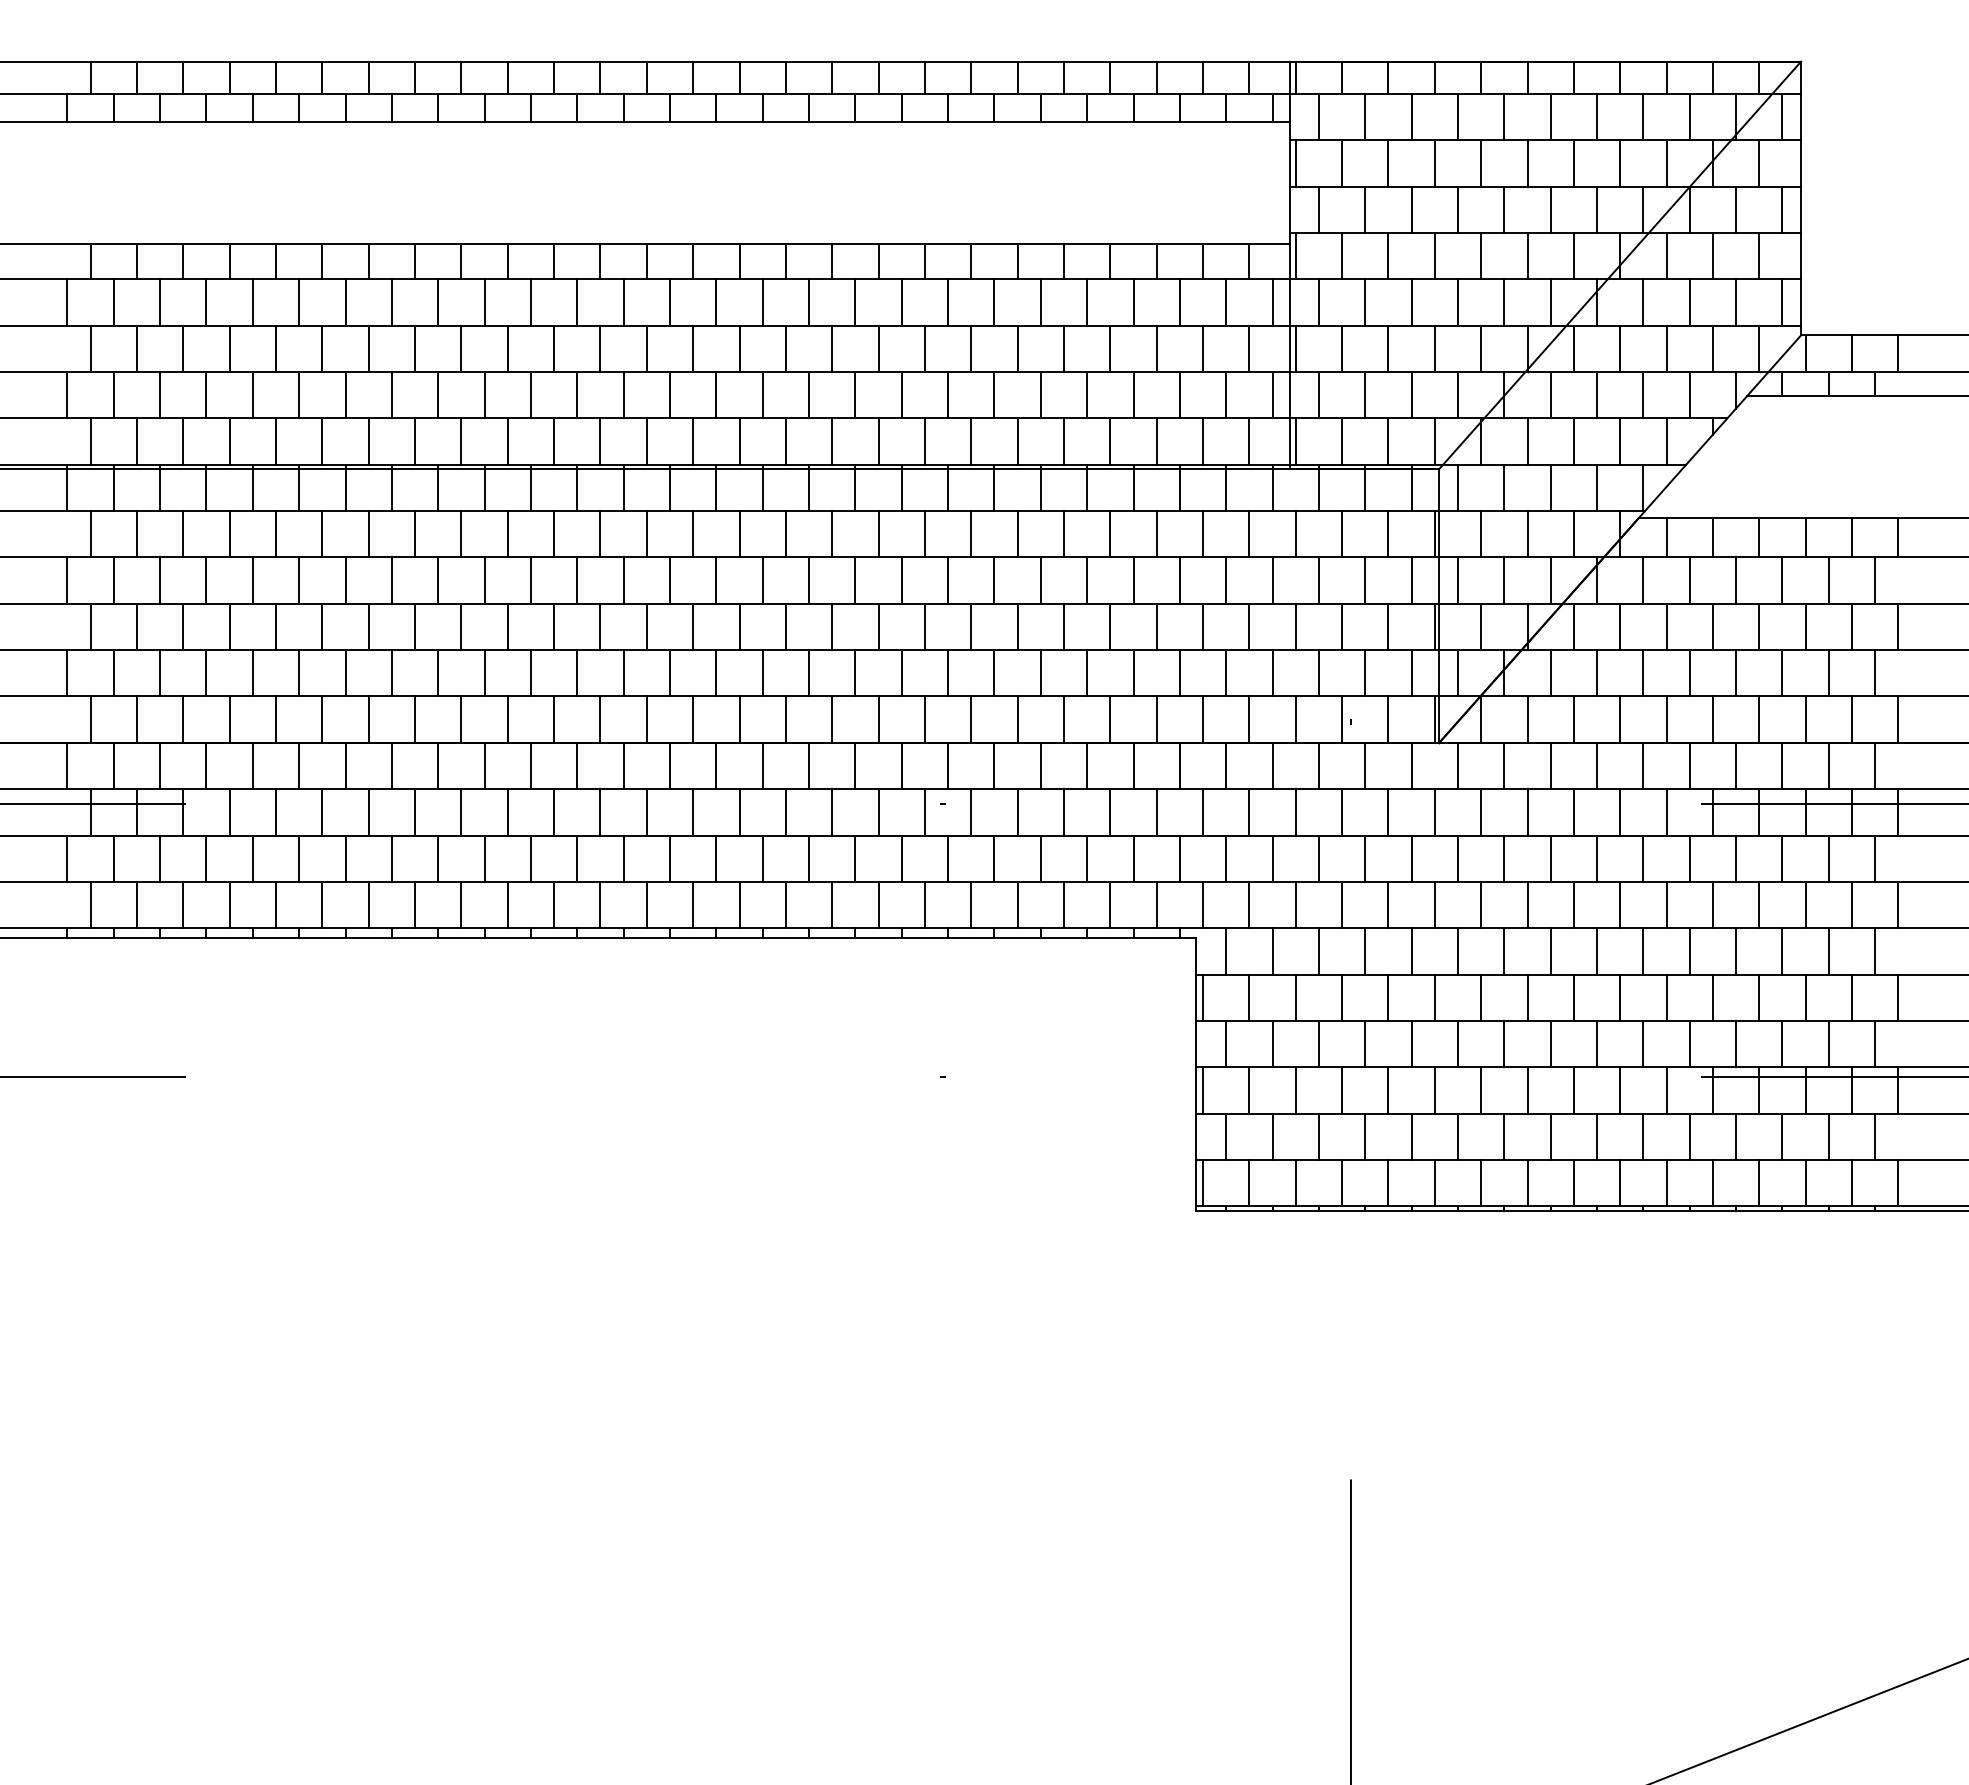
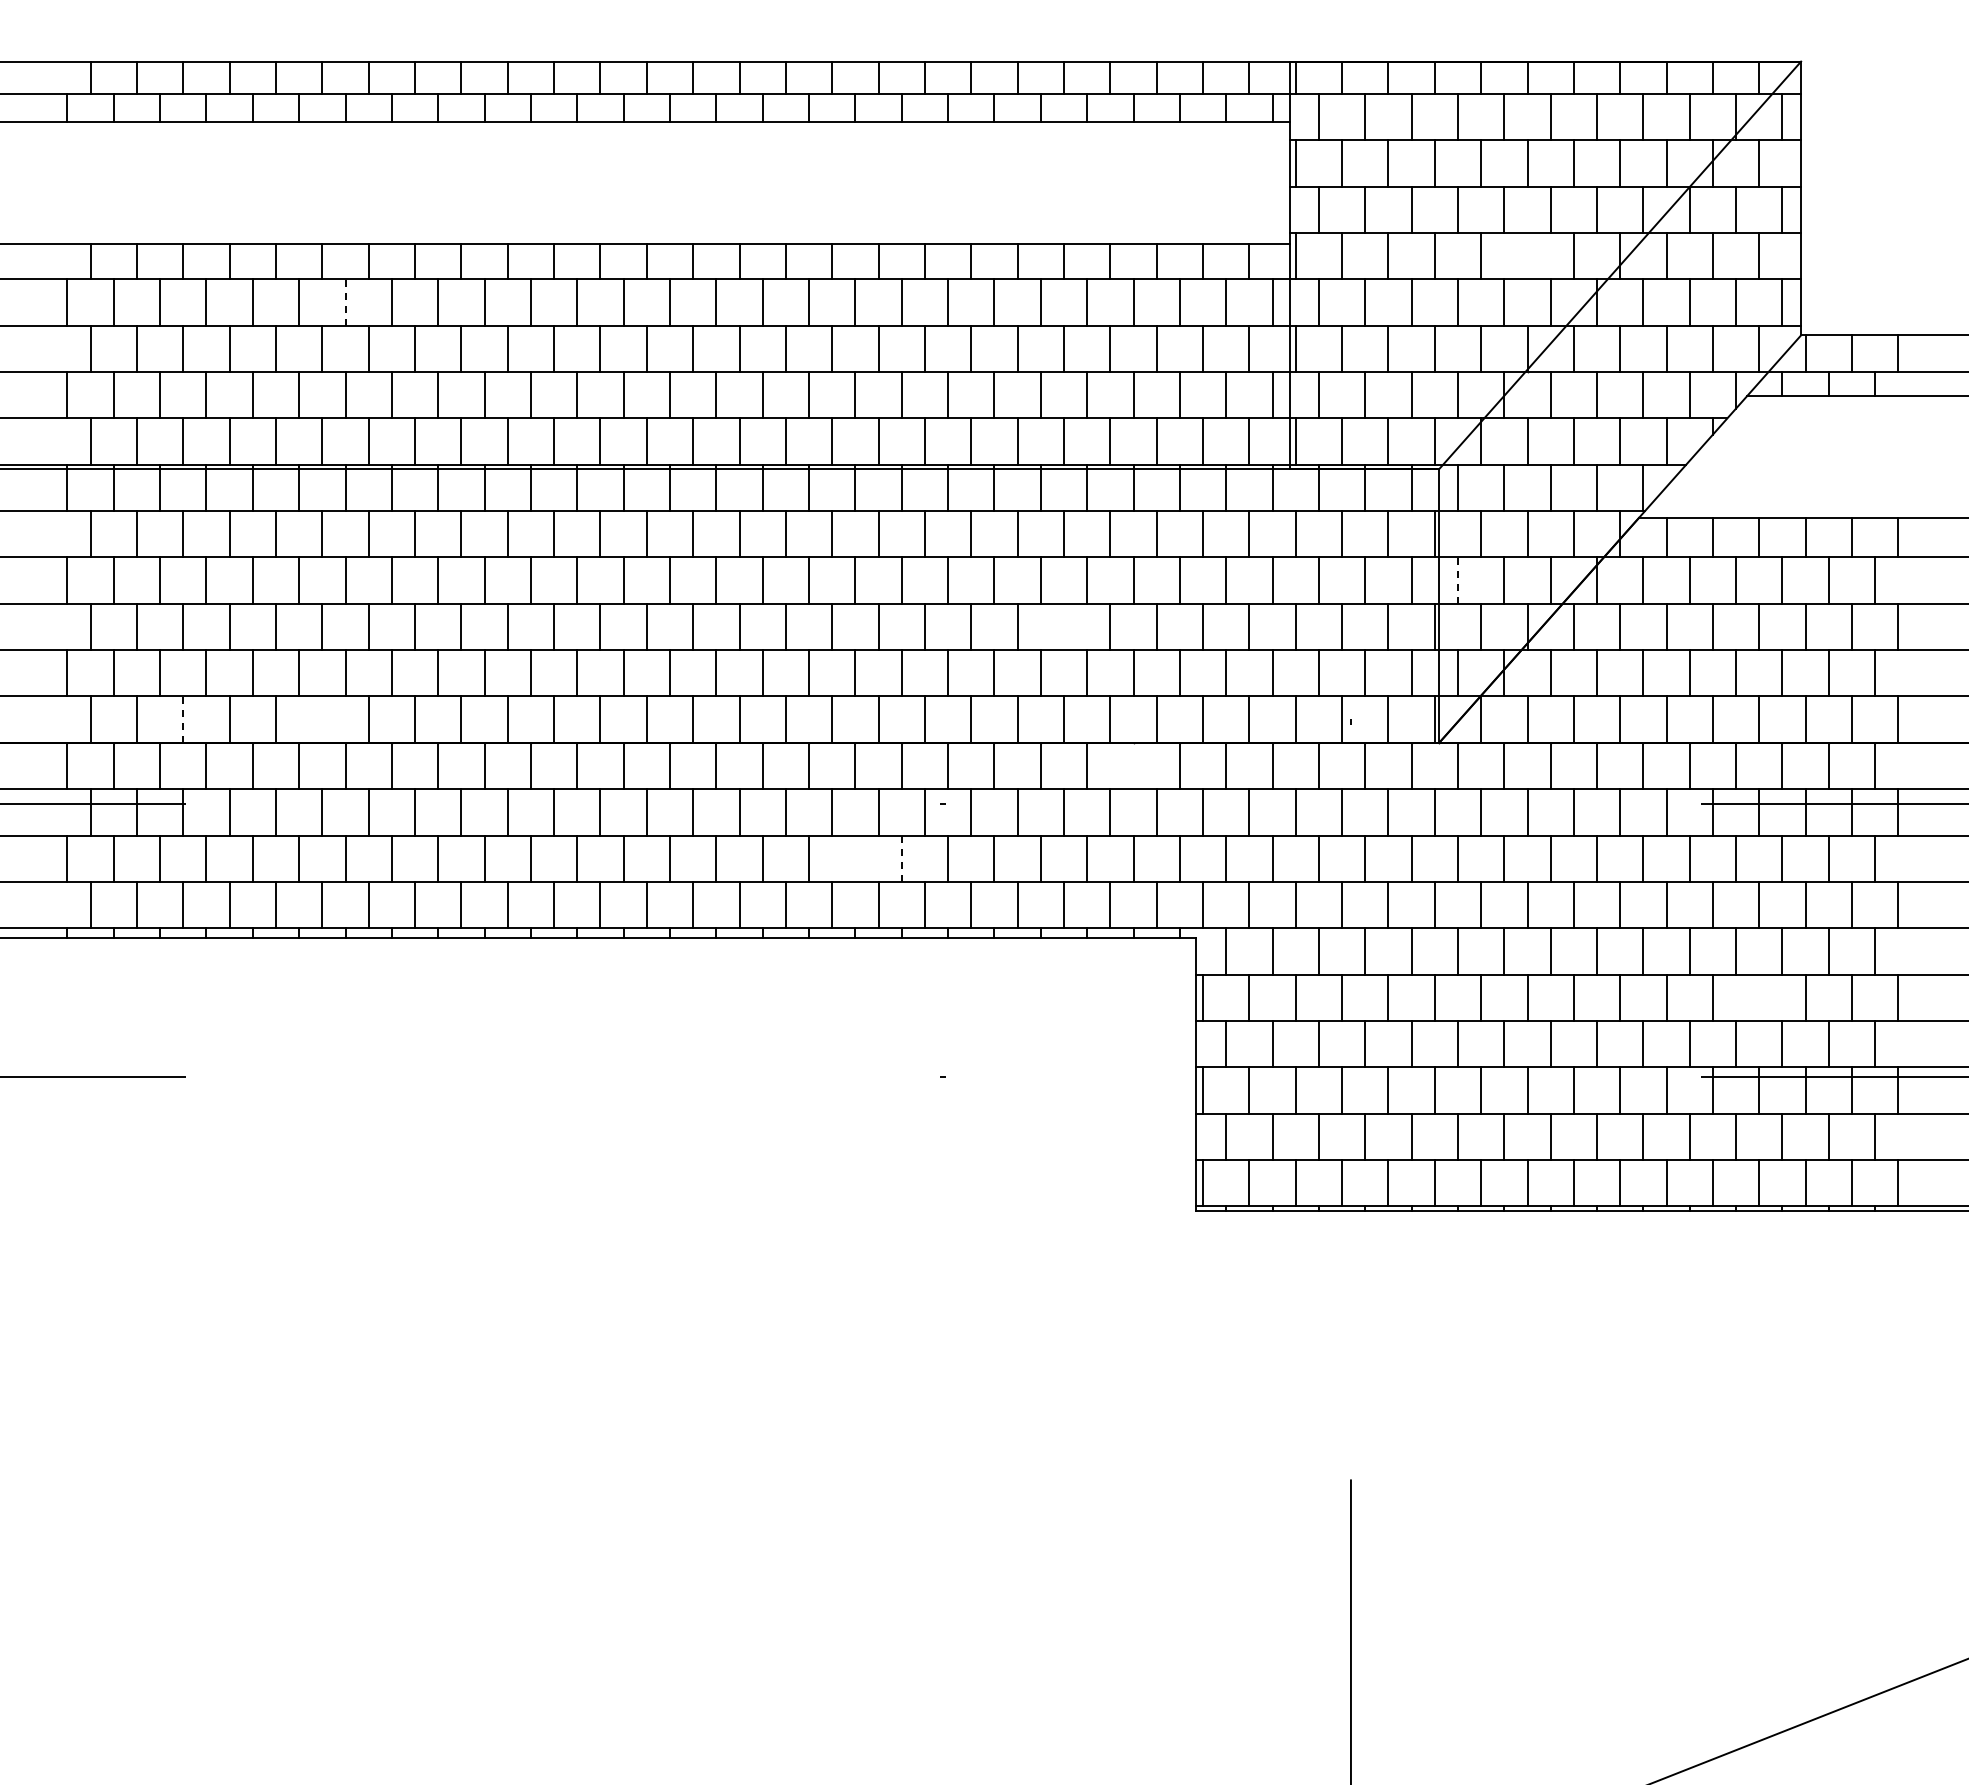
line: present -> none (1527, 255)
line: solid -> dashed (345, 301)
line: solid -> dashed (1458, 580)
line: present -> none (1063, 626)
line: solid -> dashed (183, 719)
line: present -> none (322, 719)
line: present -> none (1133, 765)
line: present -> none (855, 858)
line: solid -> dashed (901, 858)
line: present -> none (1759, 997)
